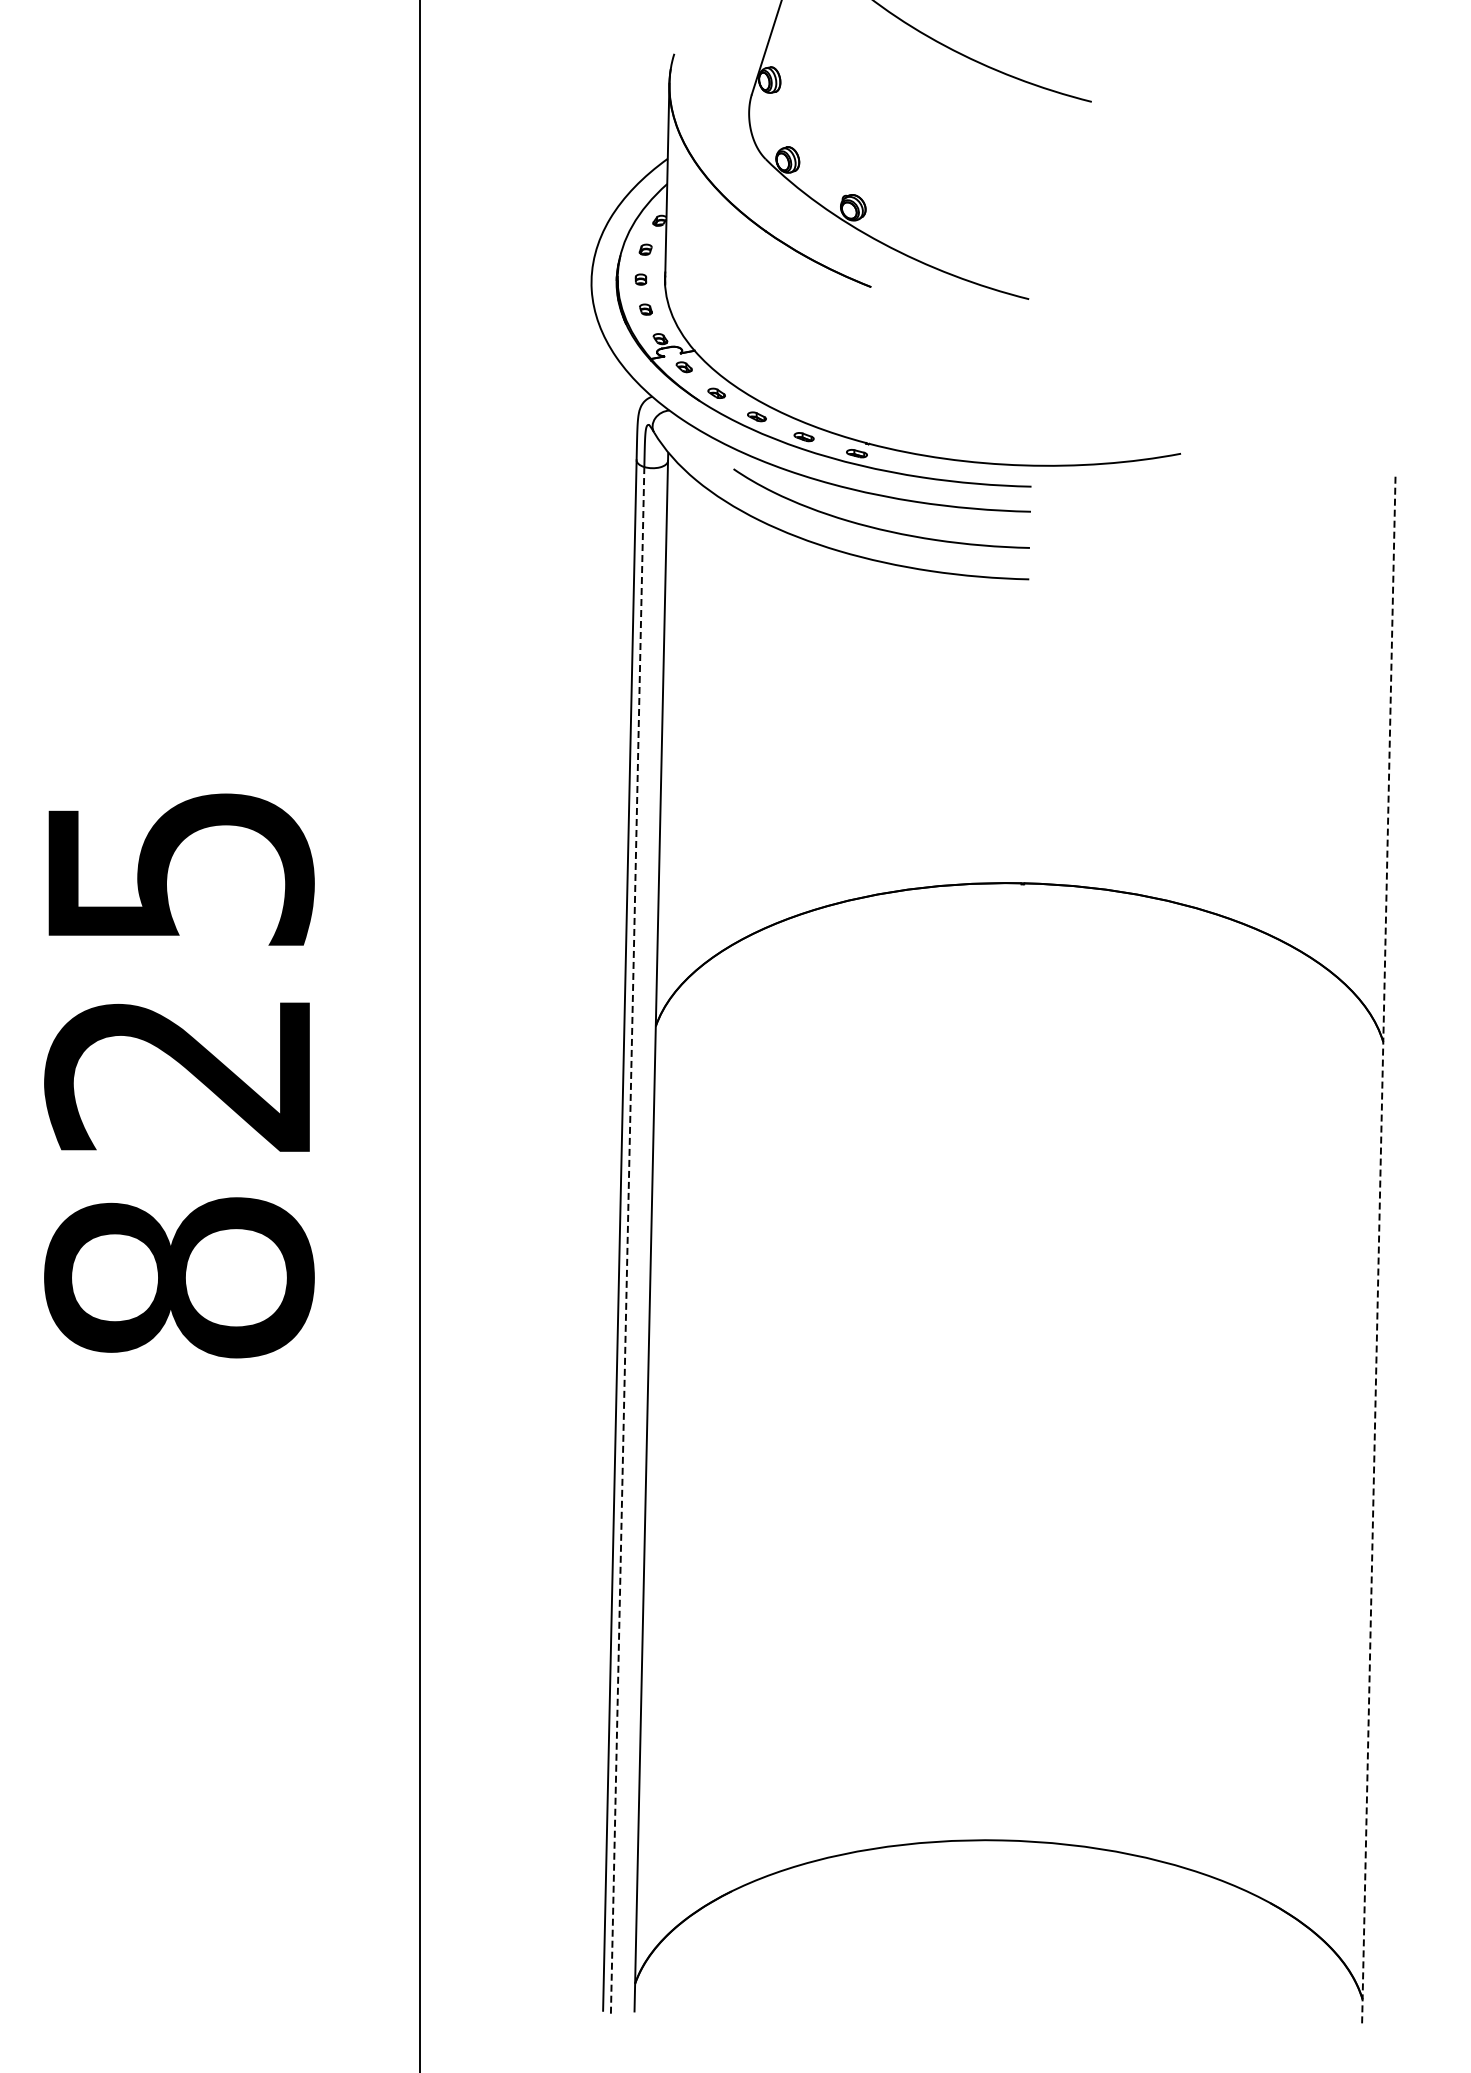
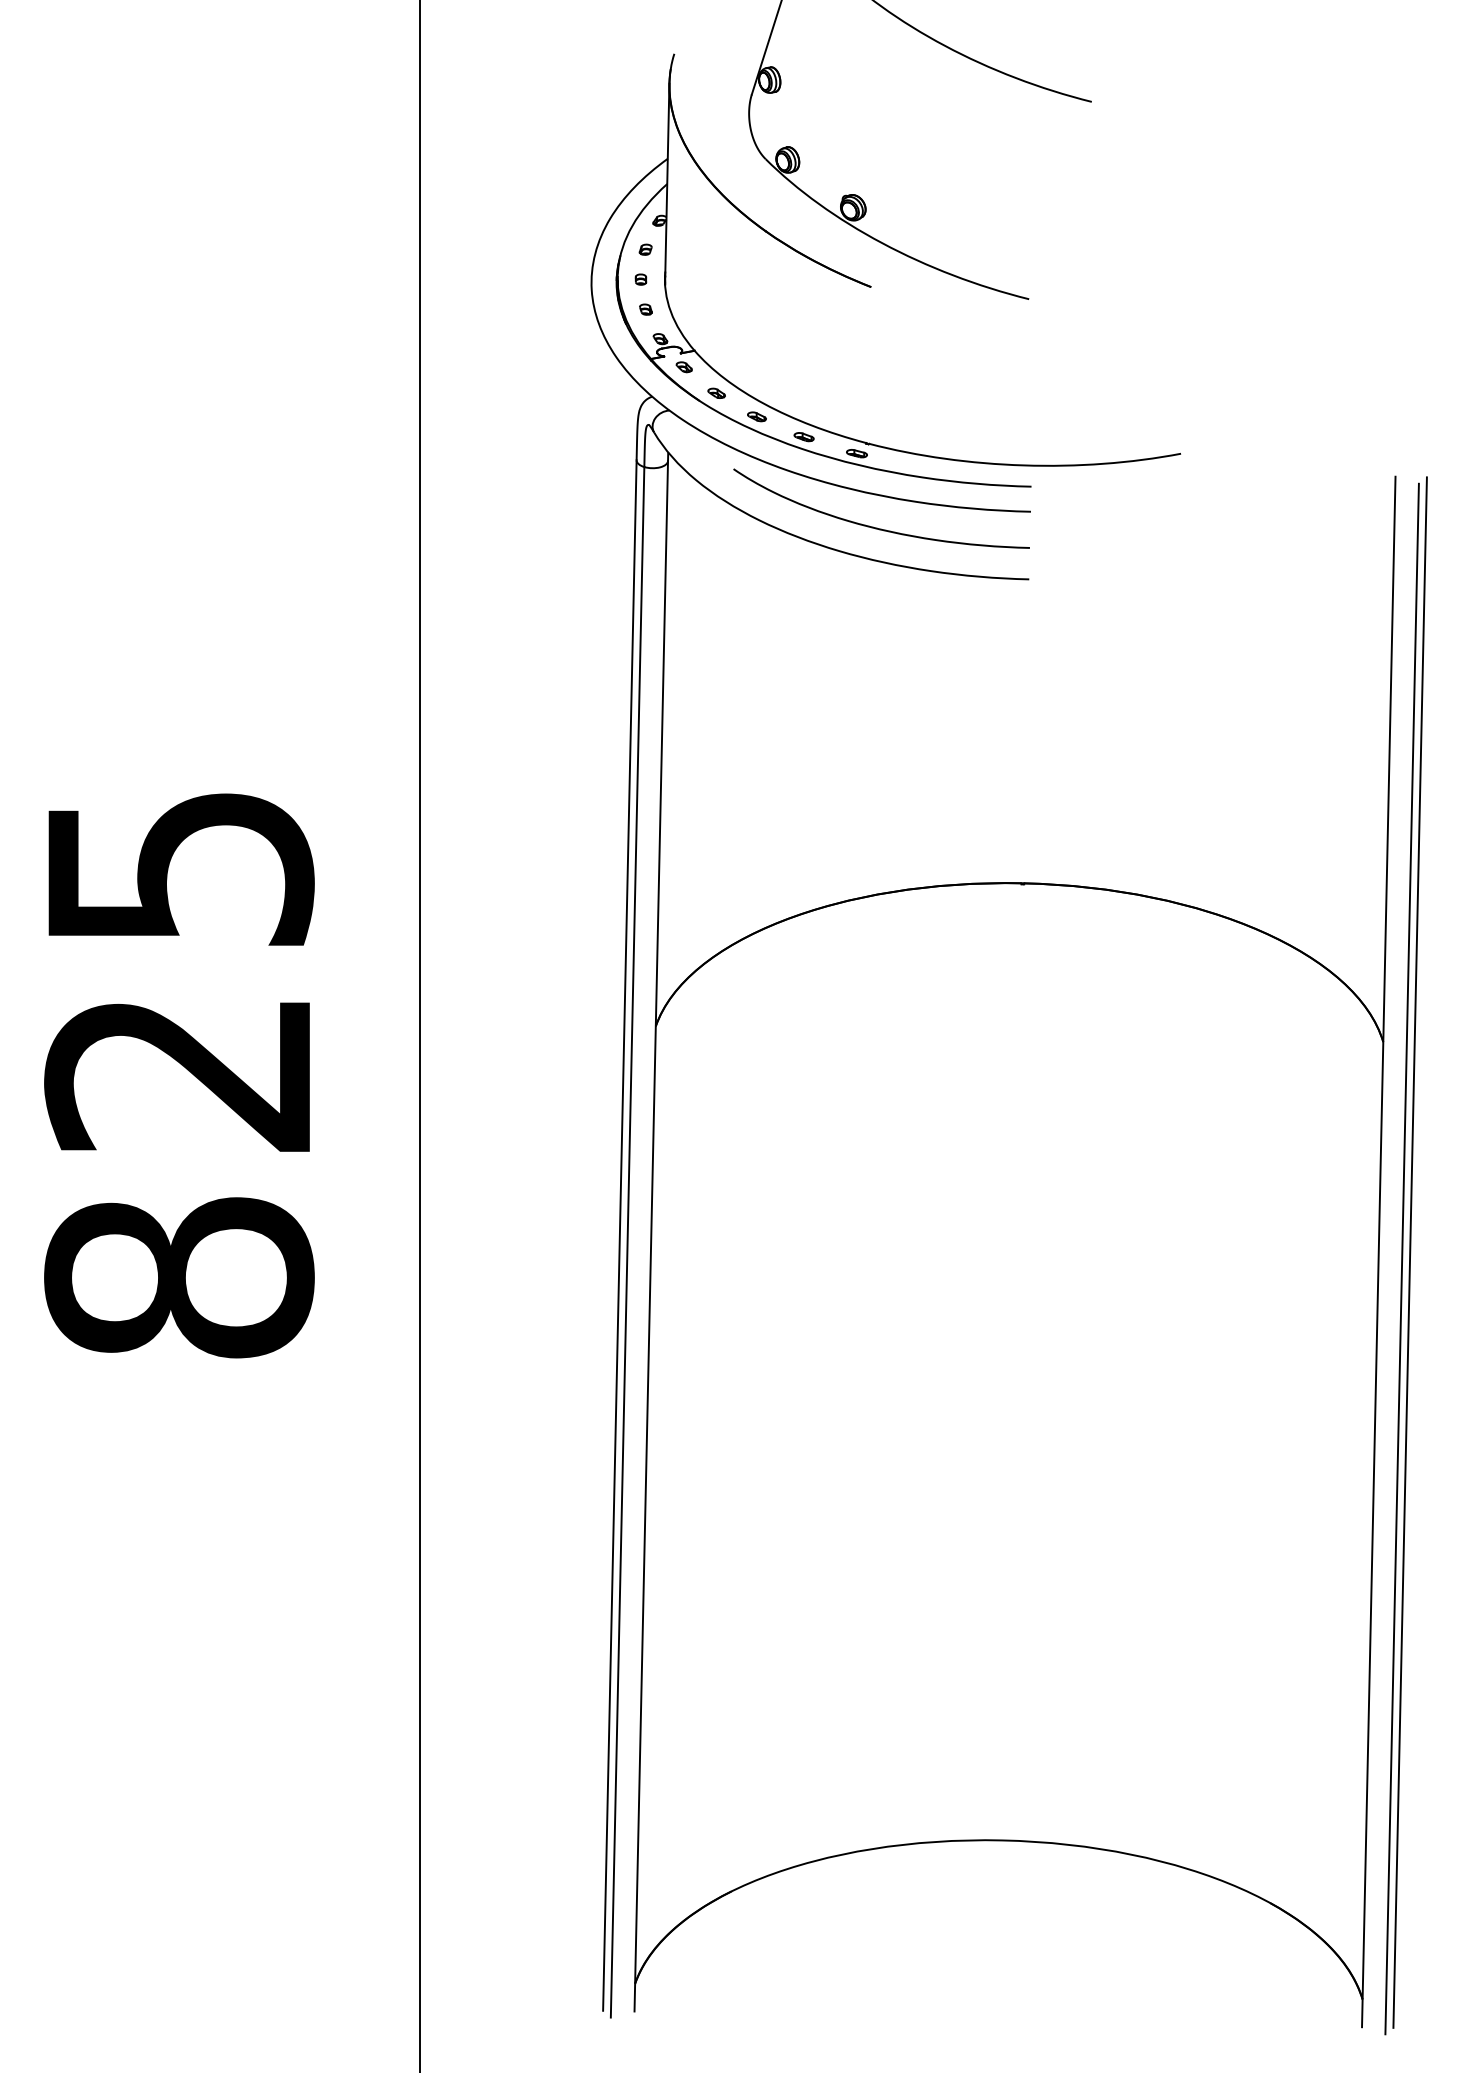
line: dashed -> solid (627, 1242)
line: dashed -> solid (1378, 1252)
line: none -> present (1409, 1252)
line: none -> present (1401, 1258)
